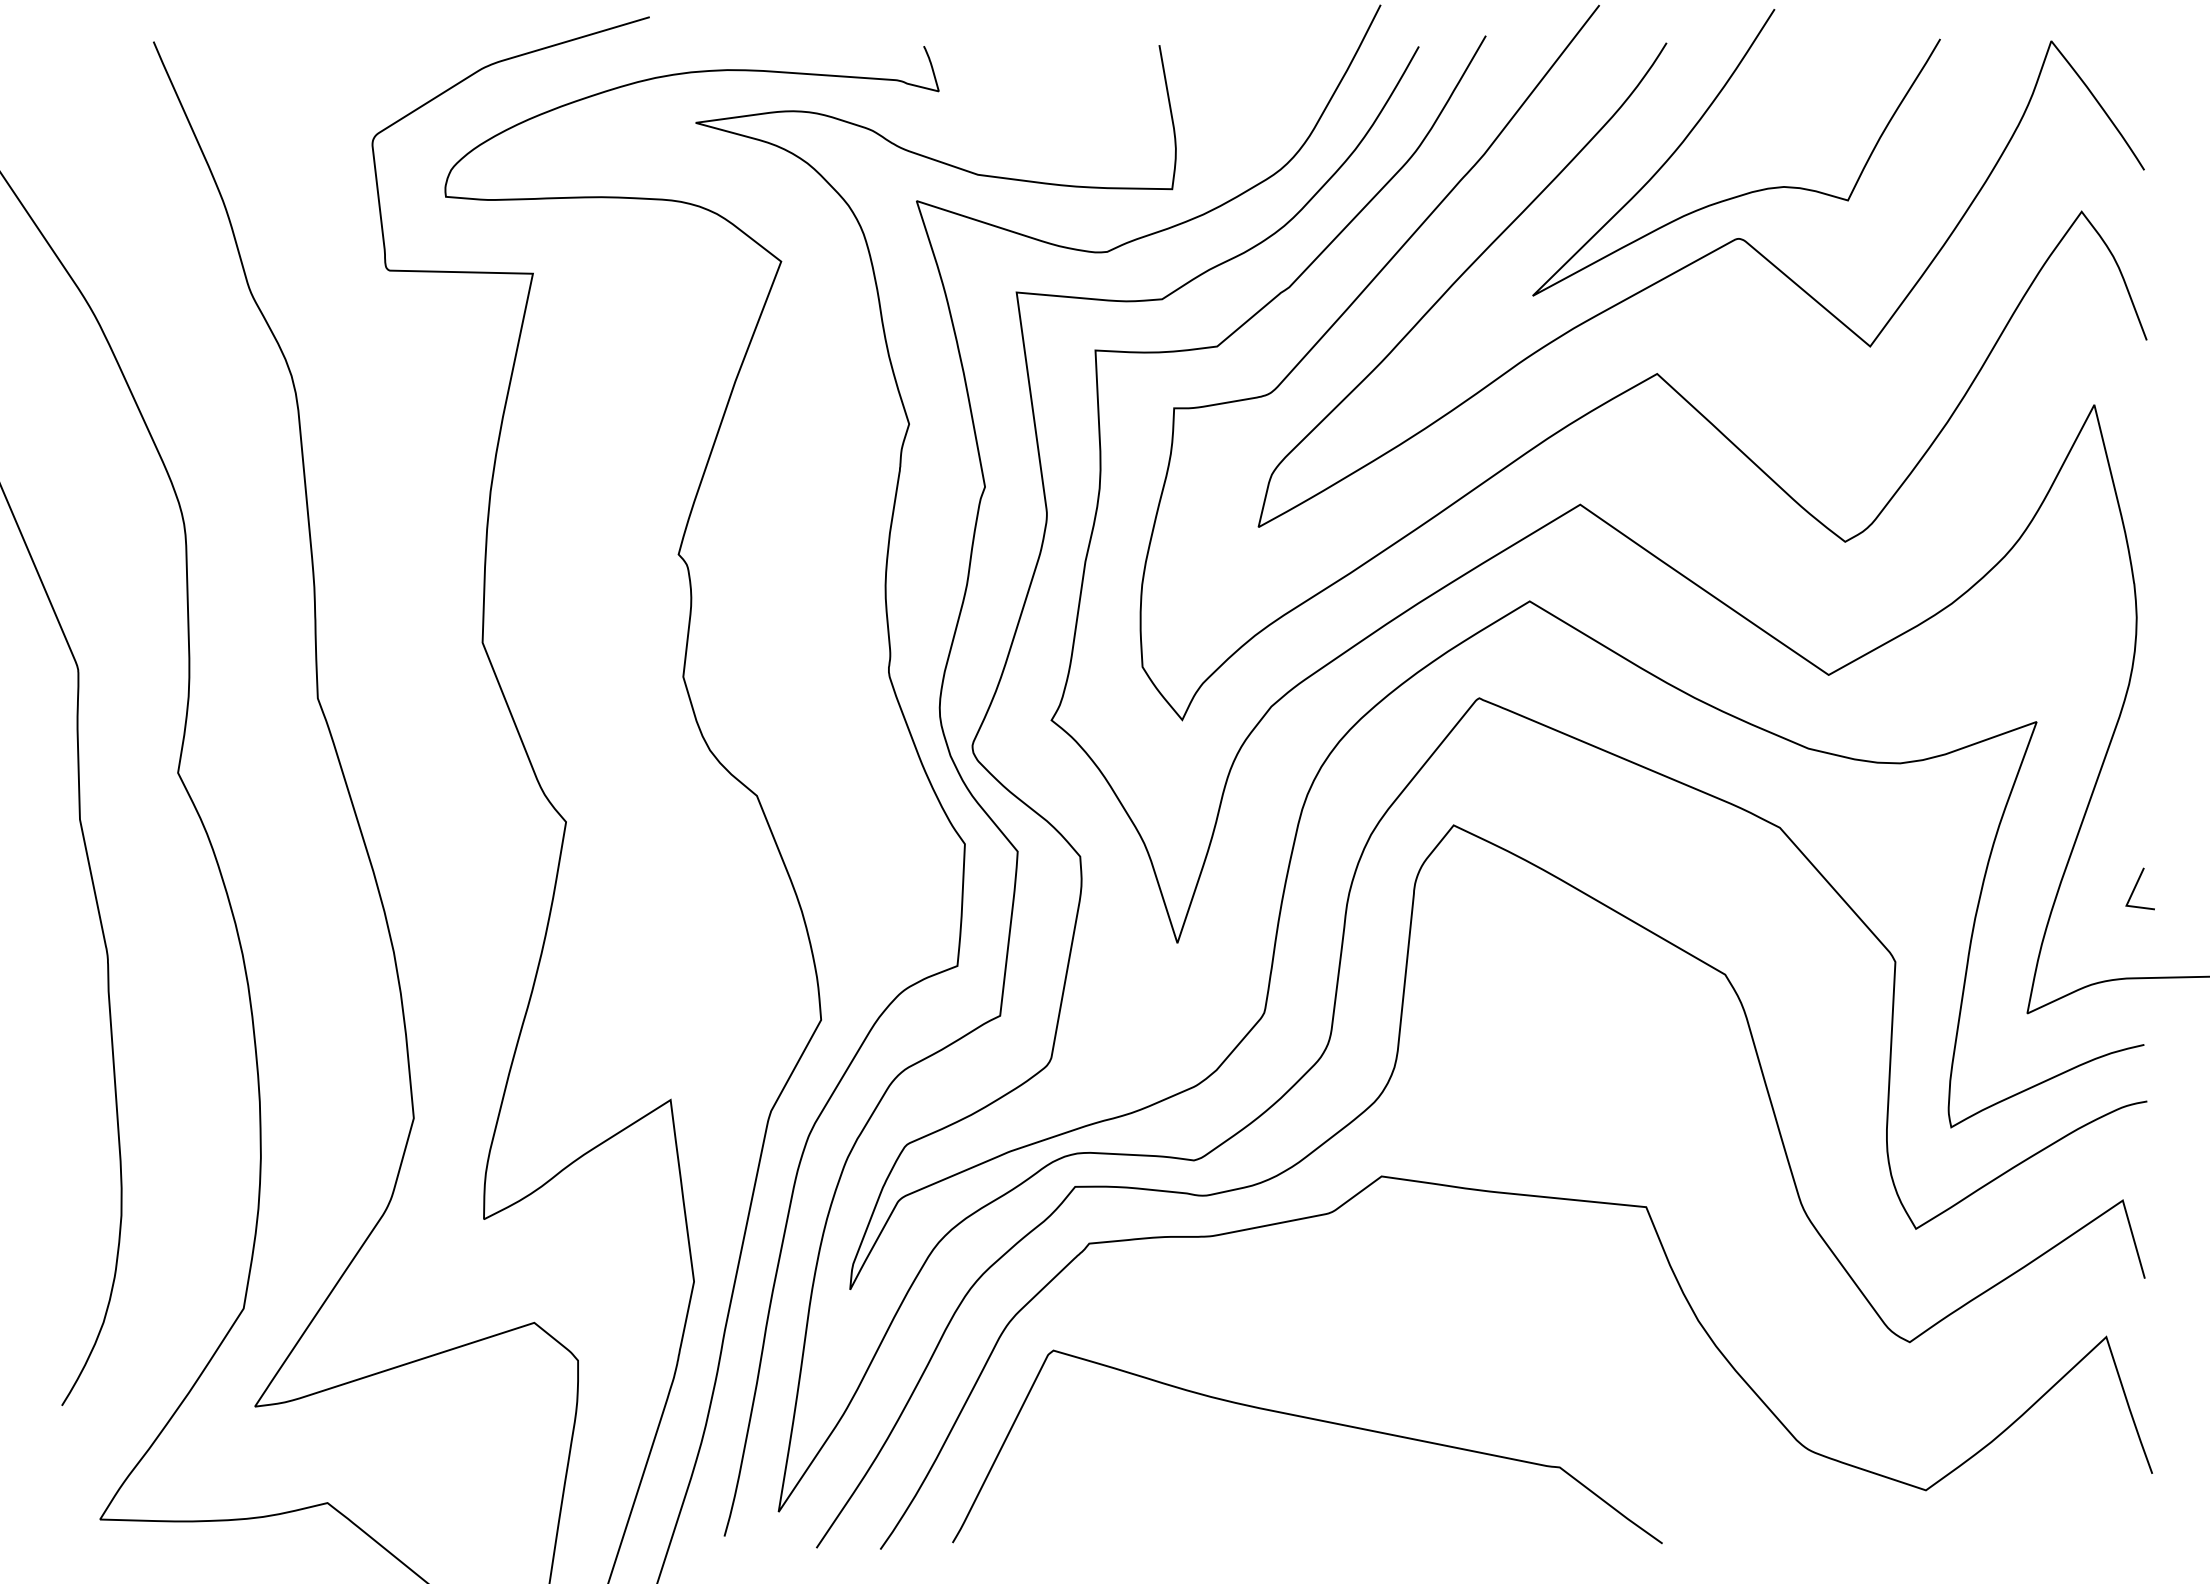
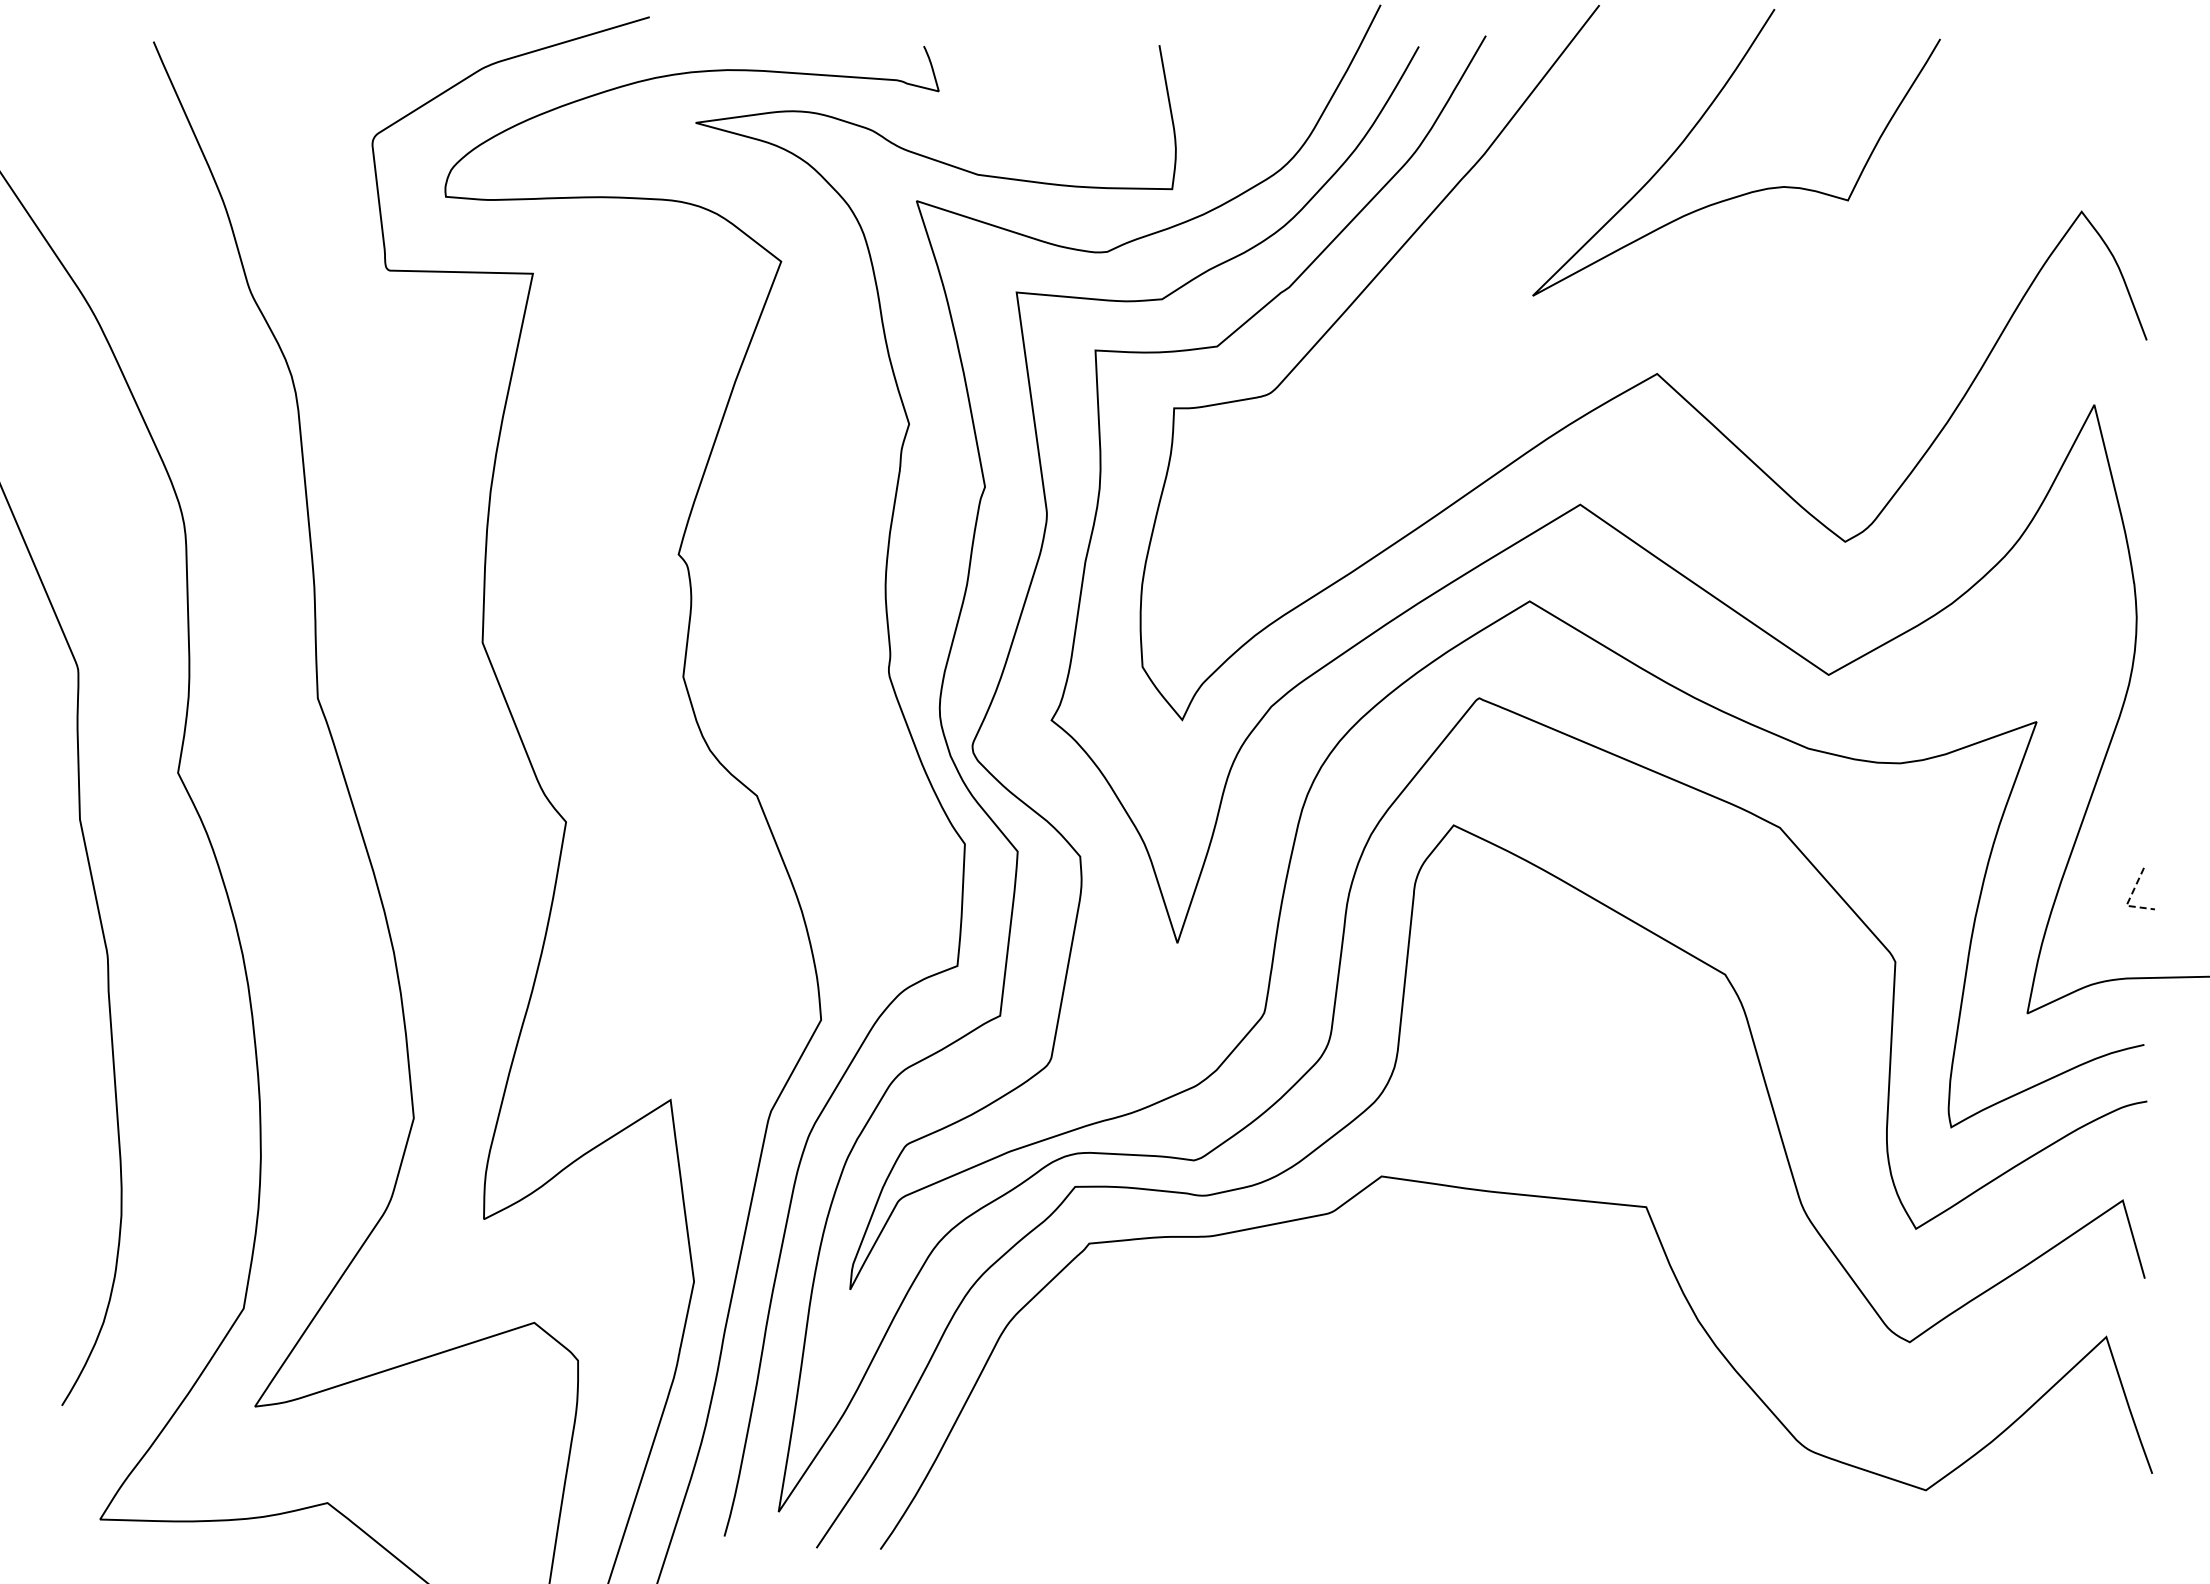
curve: present -> none (1690, 265)
line: solid -> dashed (2129, 900)
curve: present -> none (1314, 1420)
